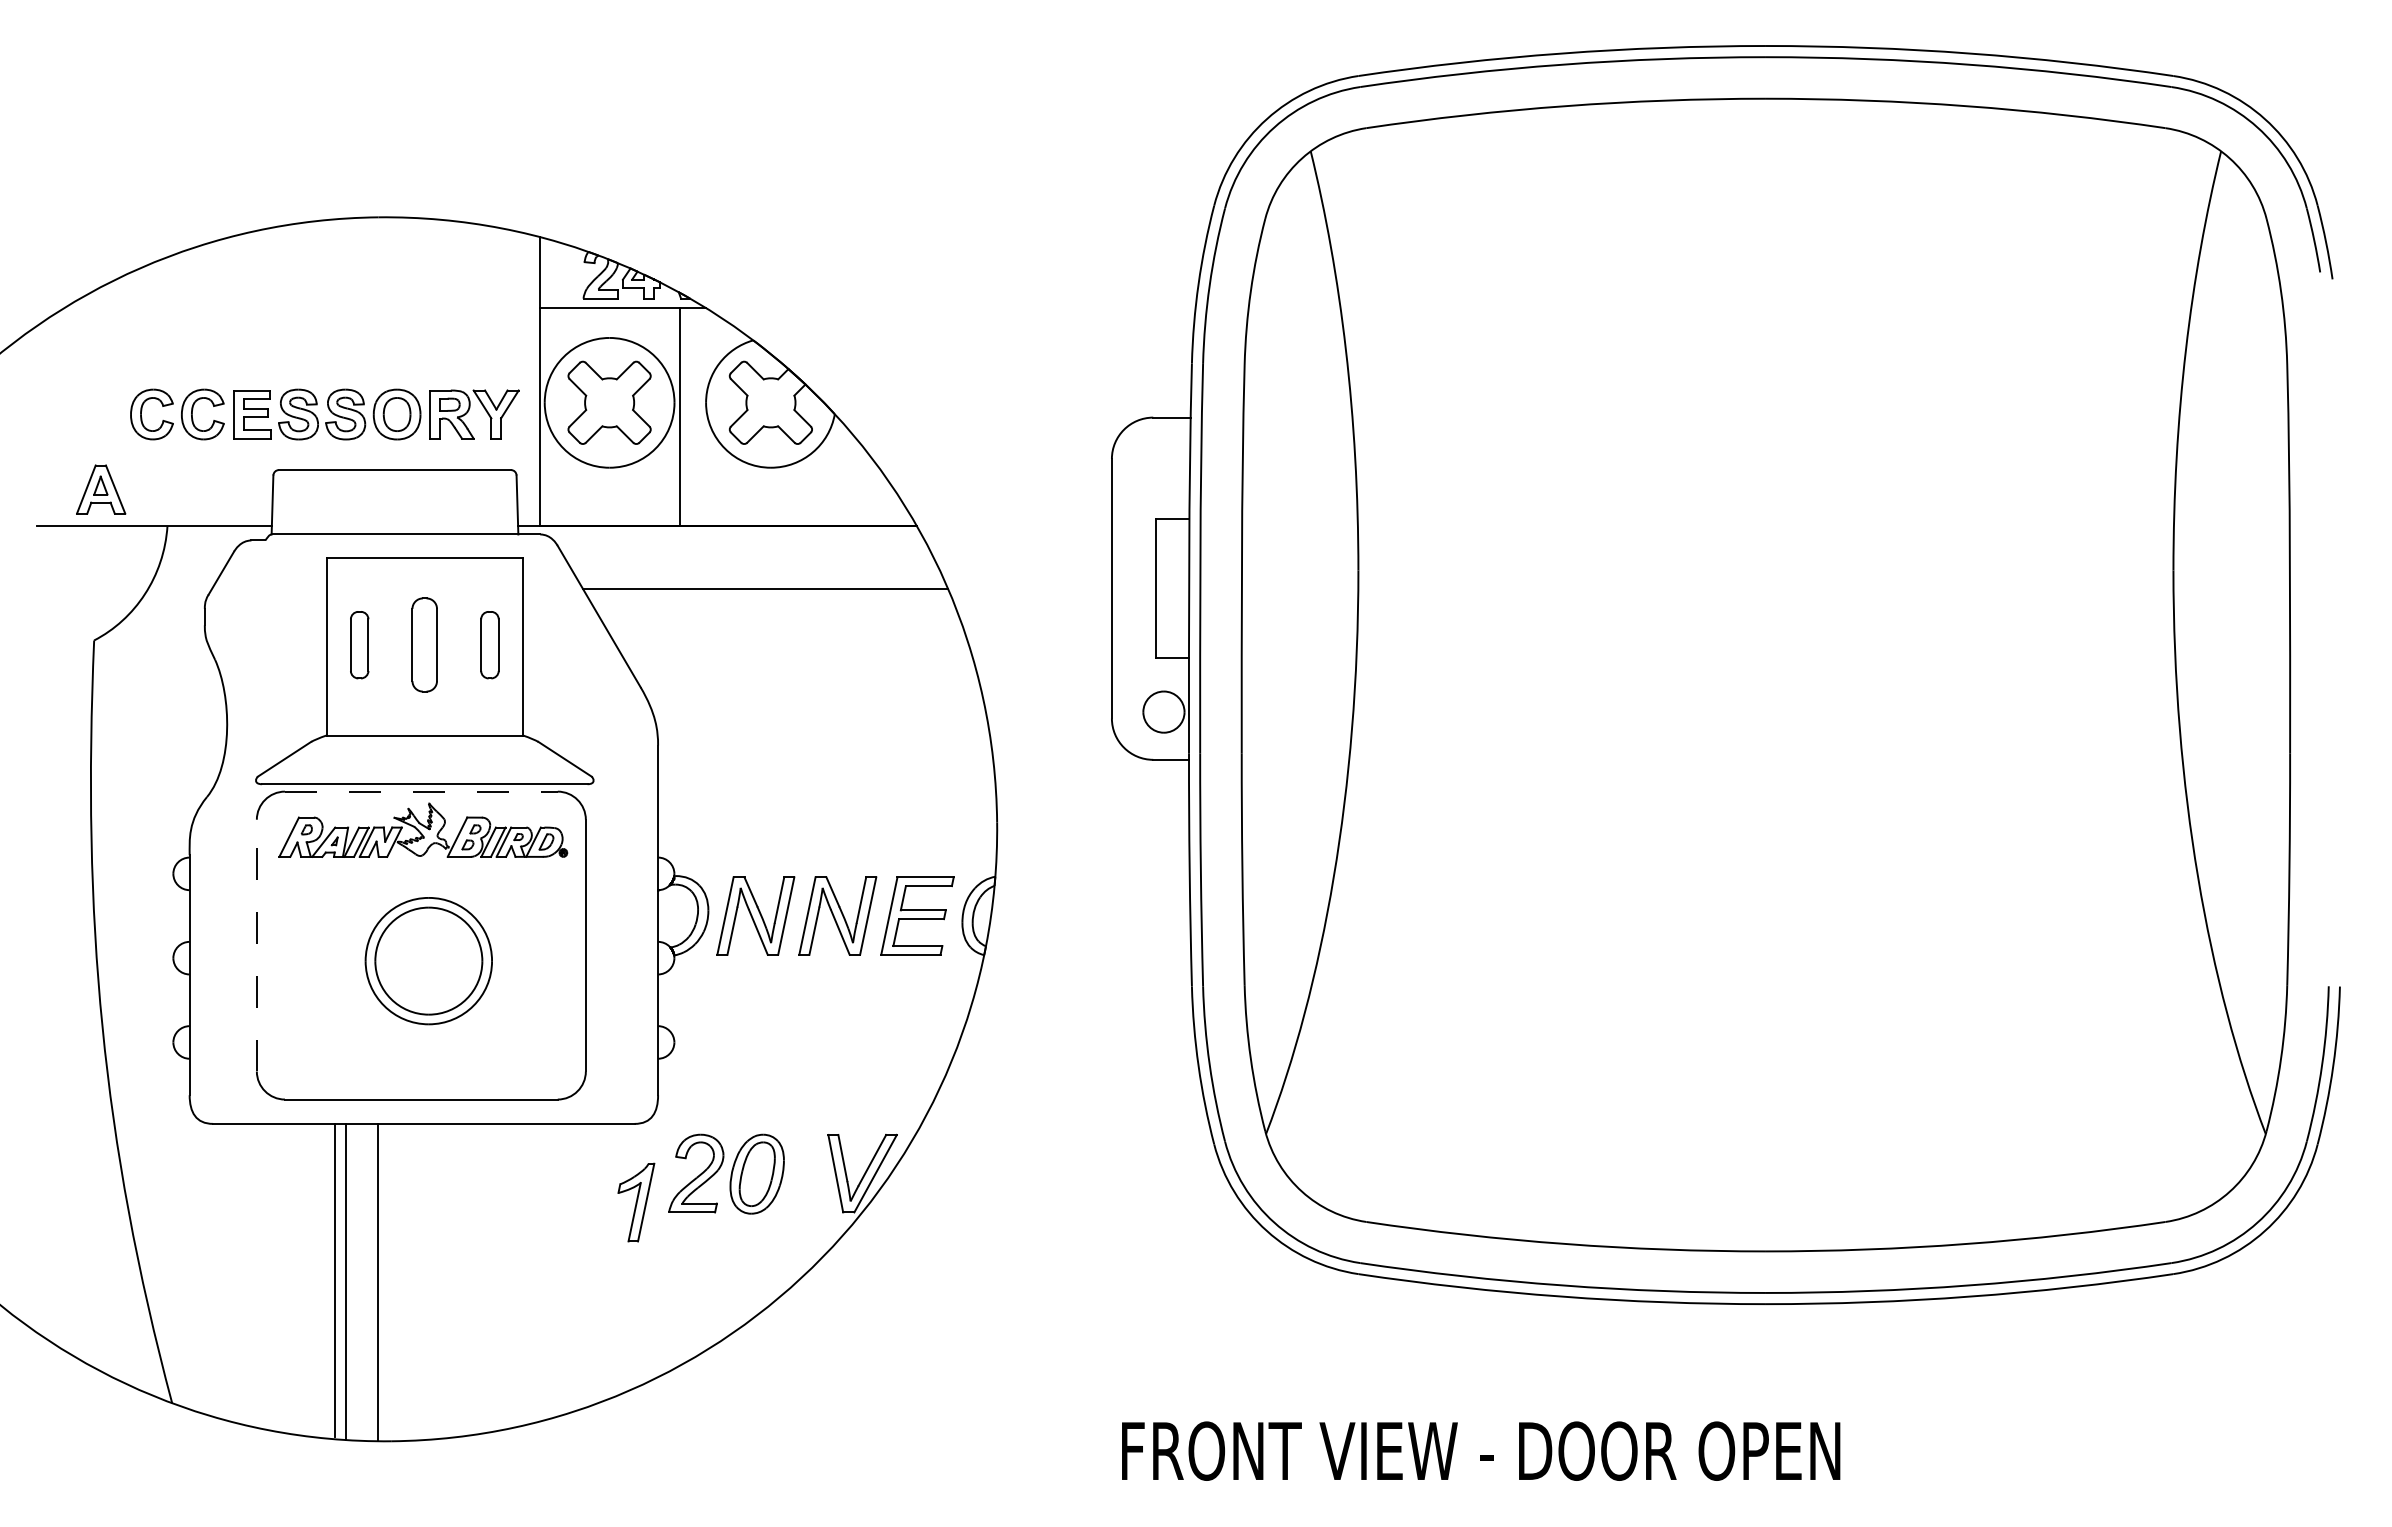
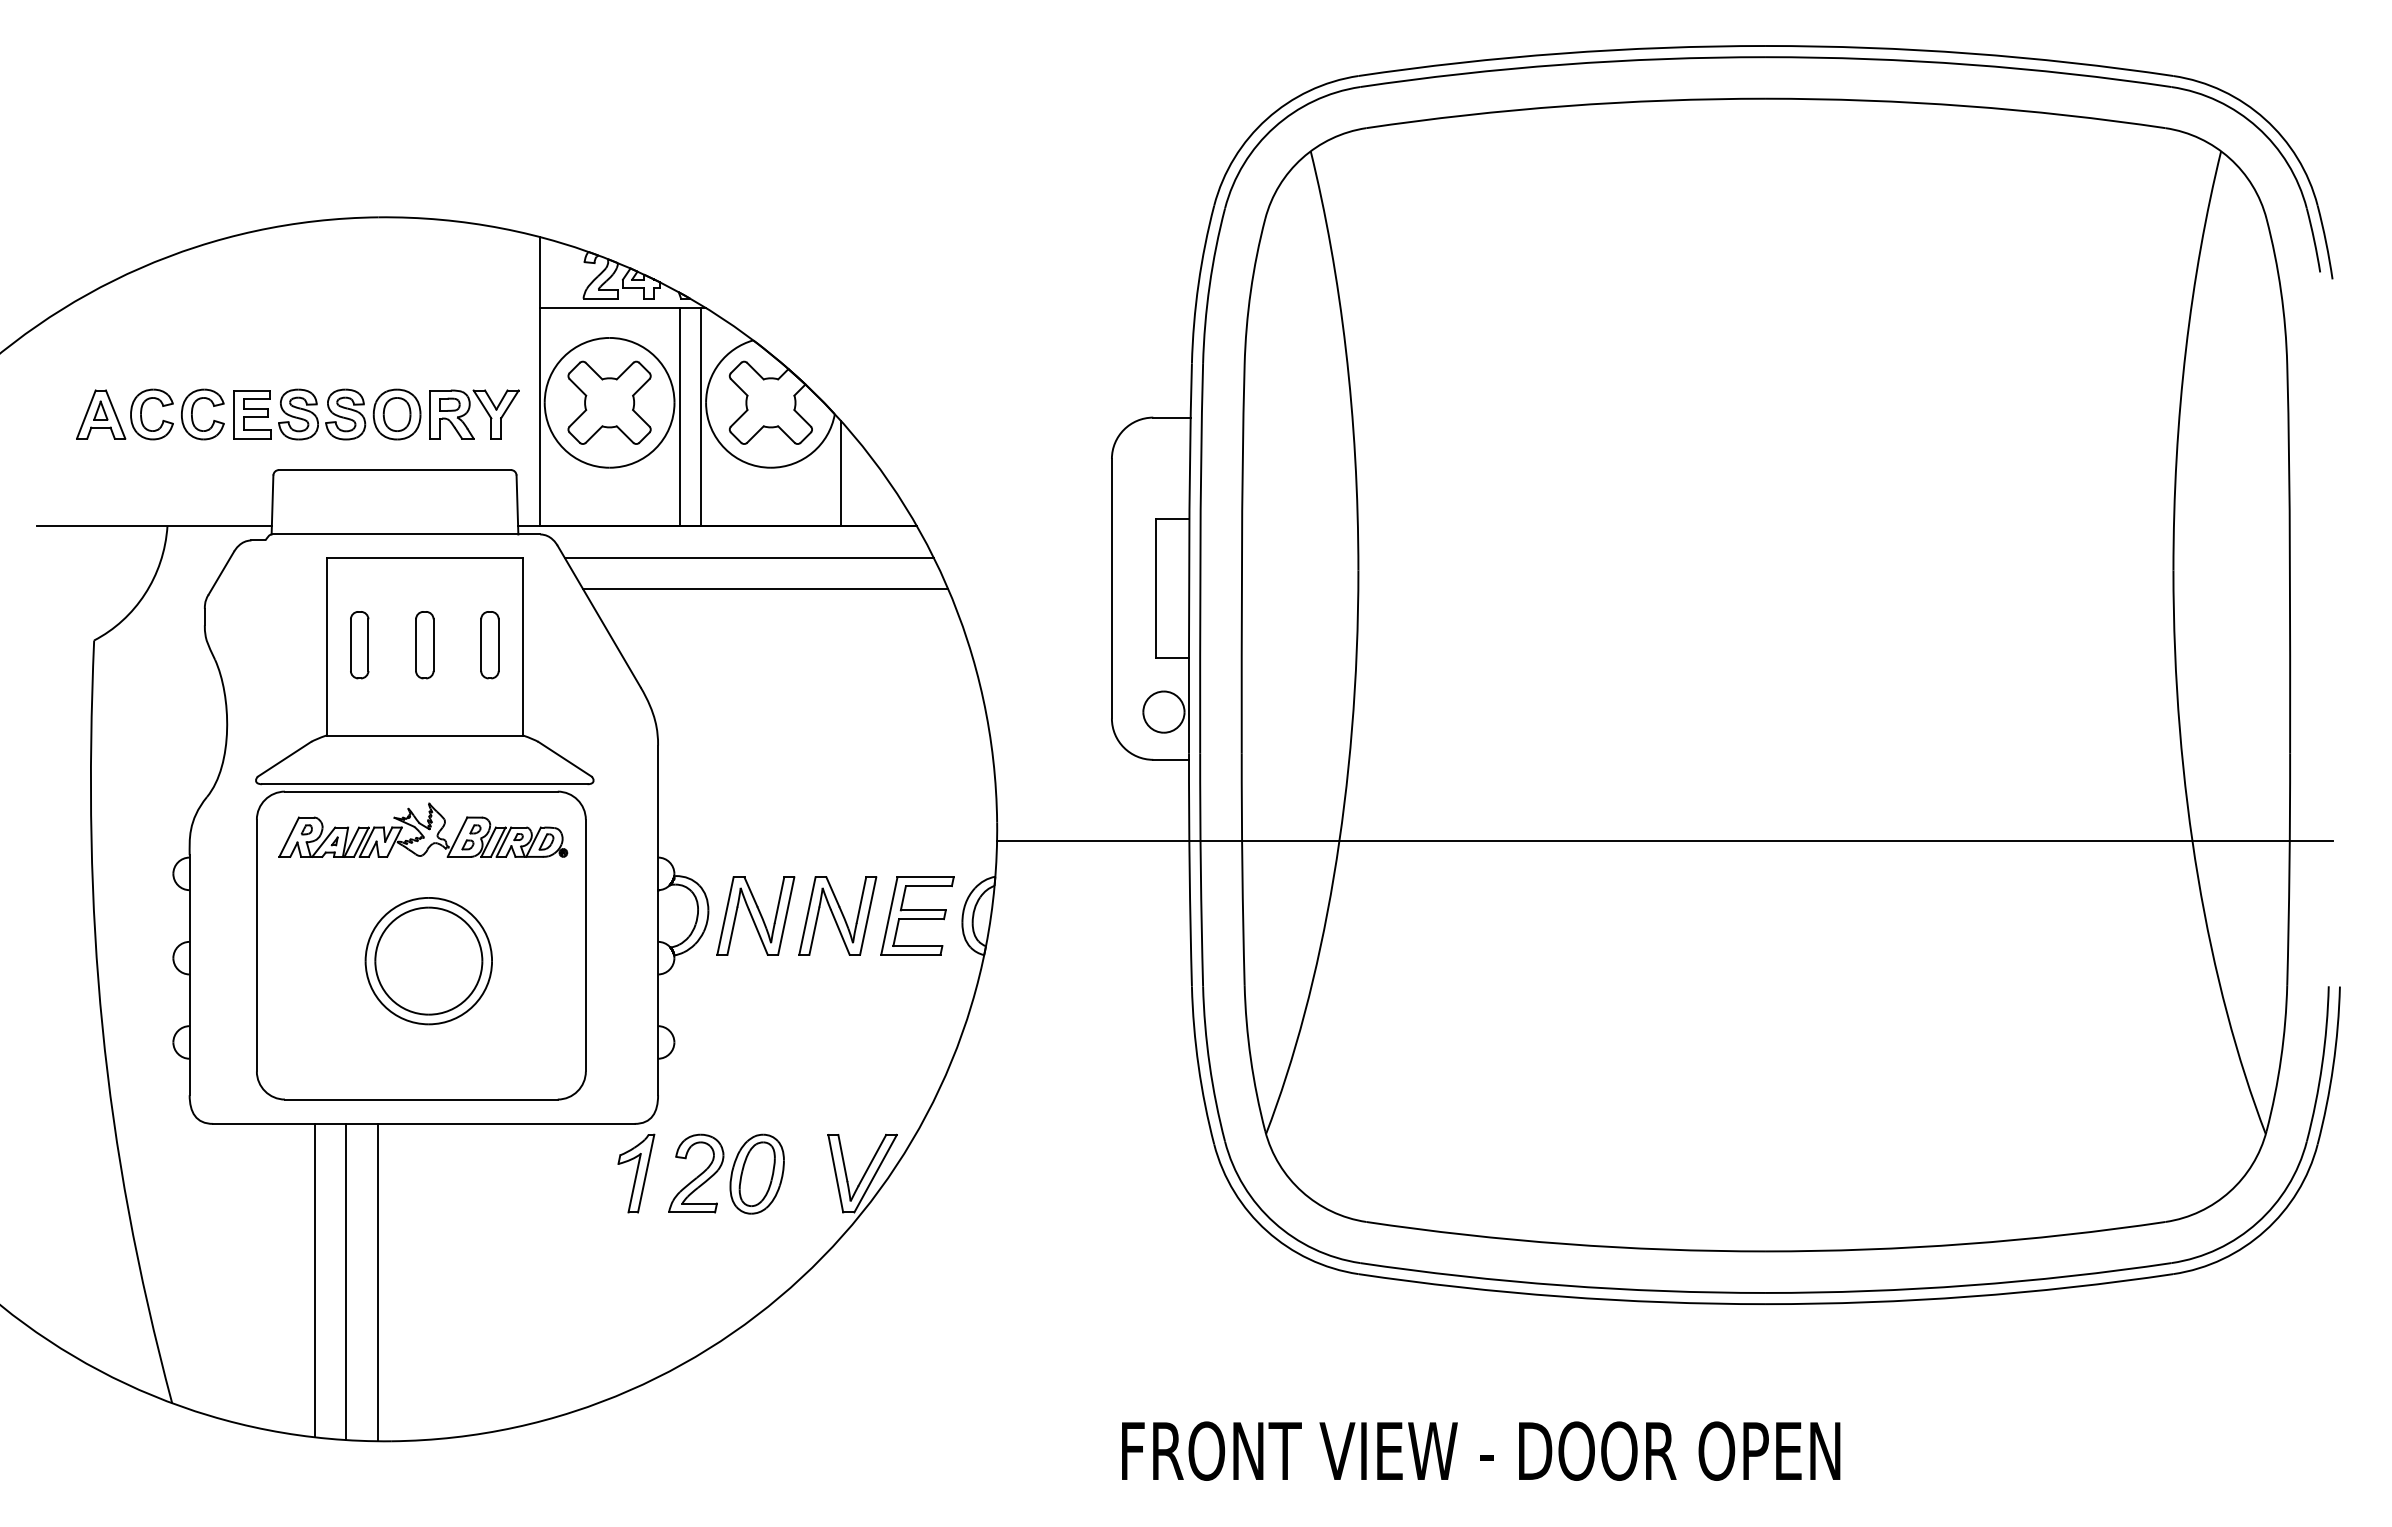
line: none -> present (700, 416)
line: none -> present (840, 473)
part position: (101, 489) -> (101, 414) (101, 414)
line: none -> present (748, 557)
part size: 27x96 px -> 20x69 px (424, 645)
line: dashed -> solid (421, 791)
line: none -> present (1665, 841)
line: dashed -> solid (256, 945)
part position: (636, 1202) -> (636, 1173) (636, 1173)
line position: (334, 1280) -> (314, 1280) (314, 1280)
